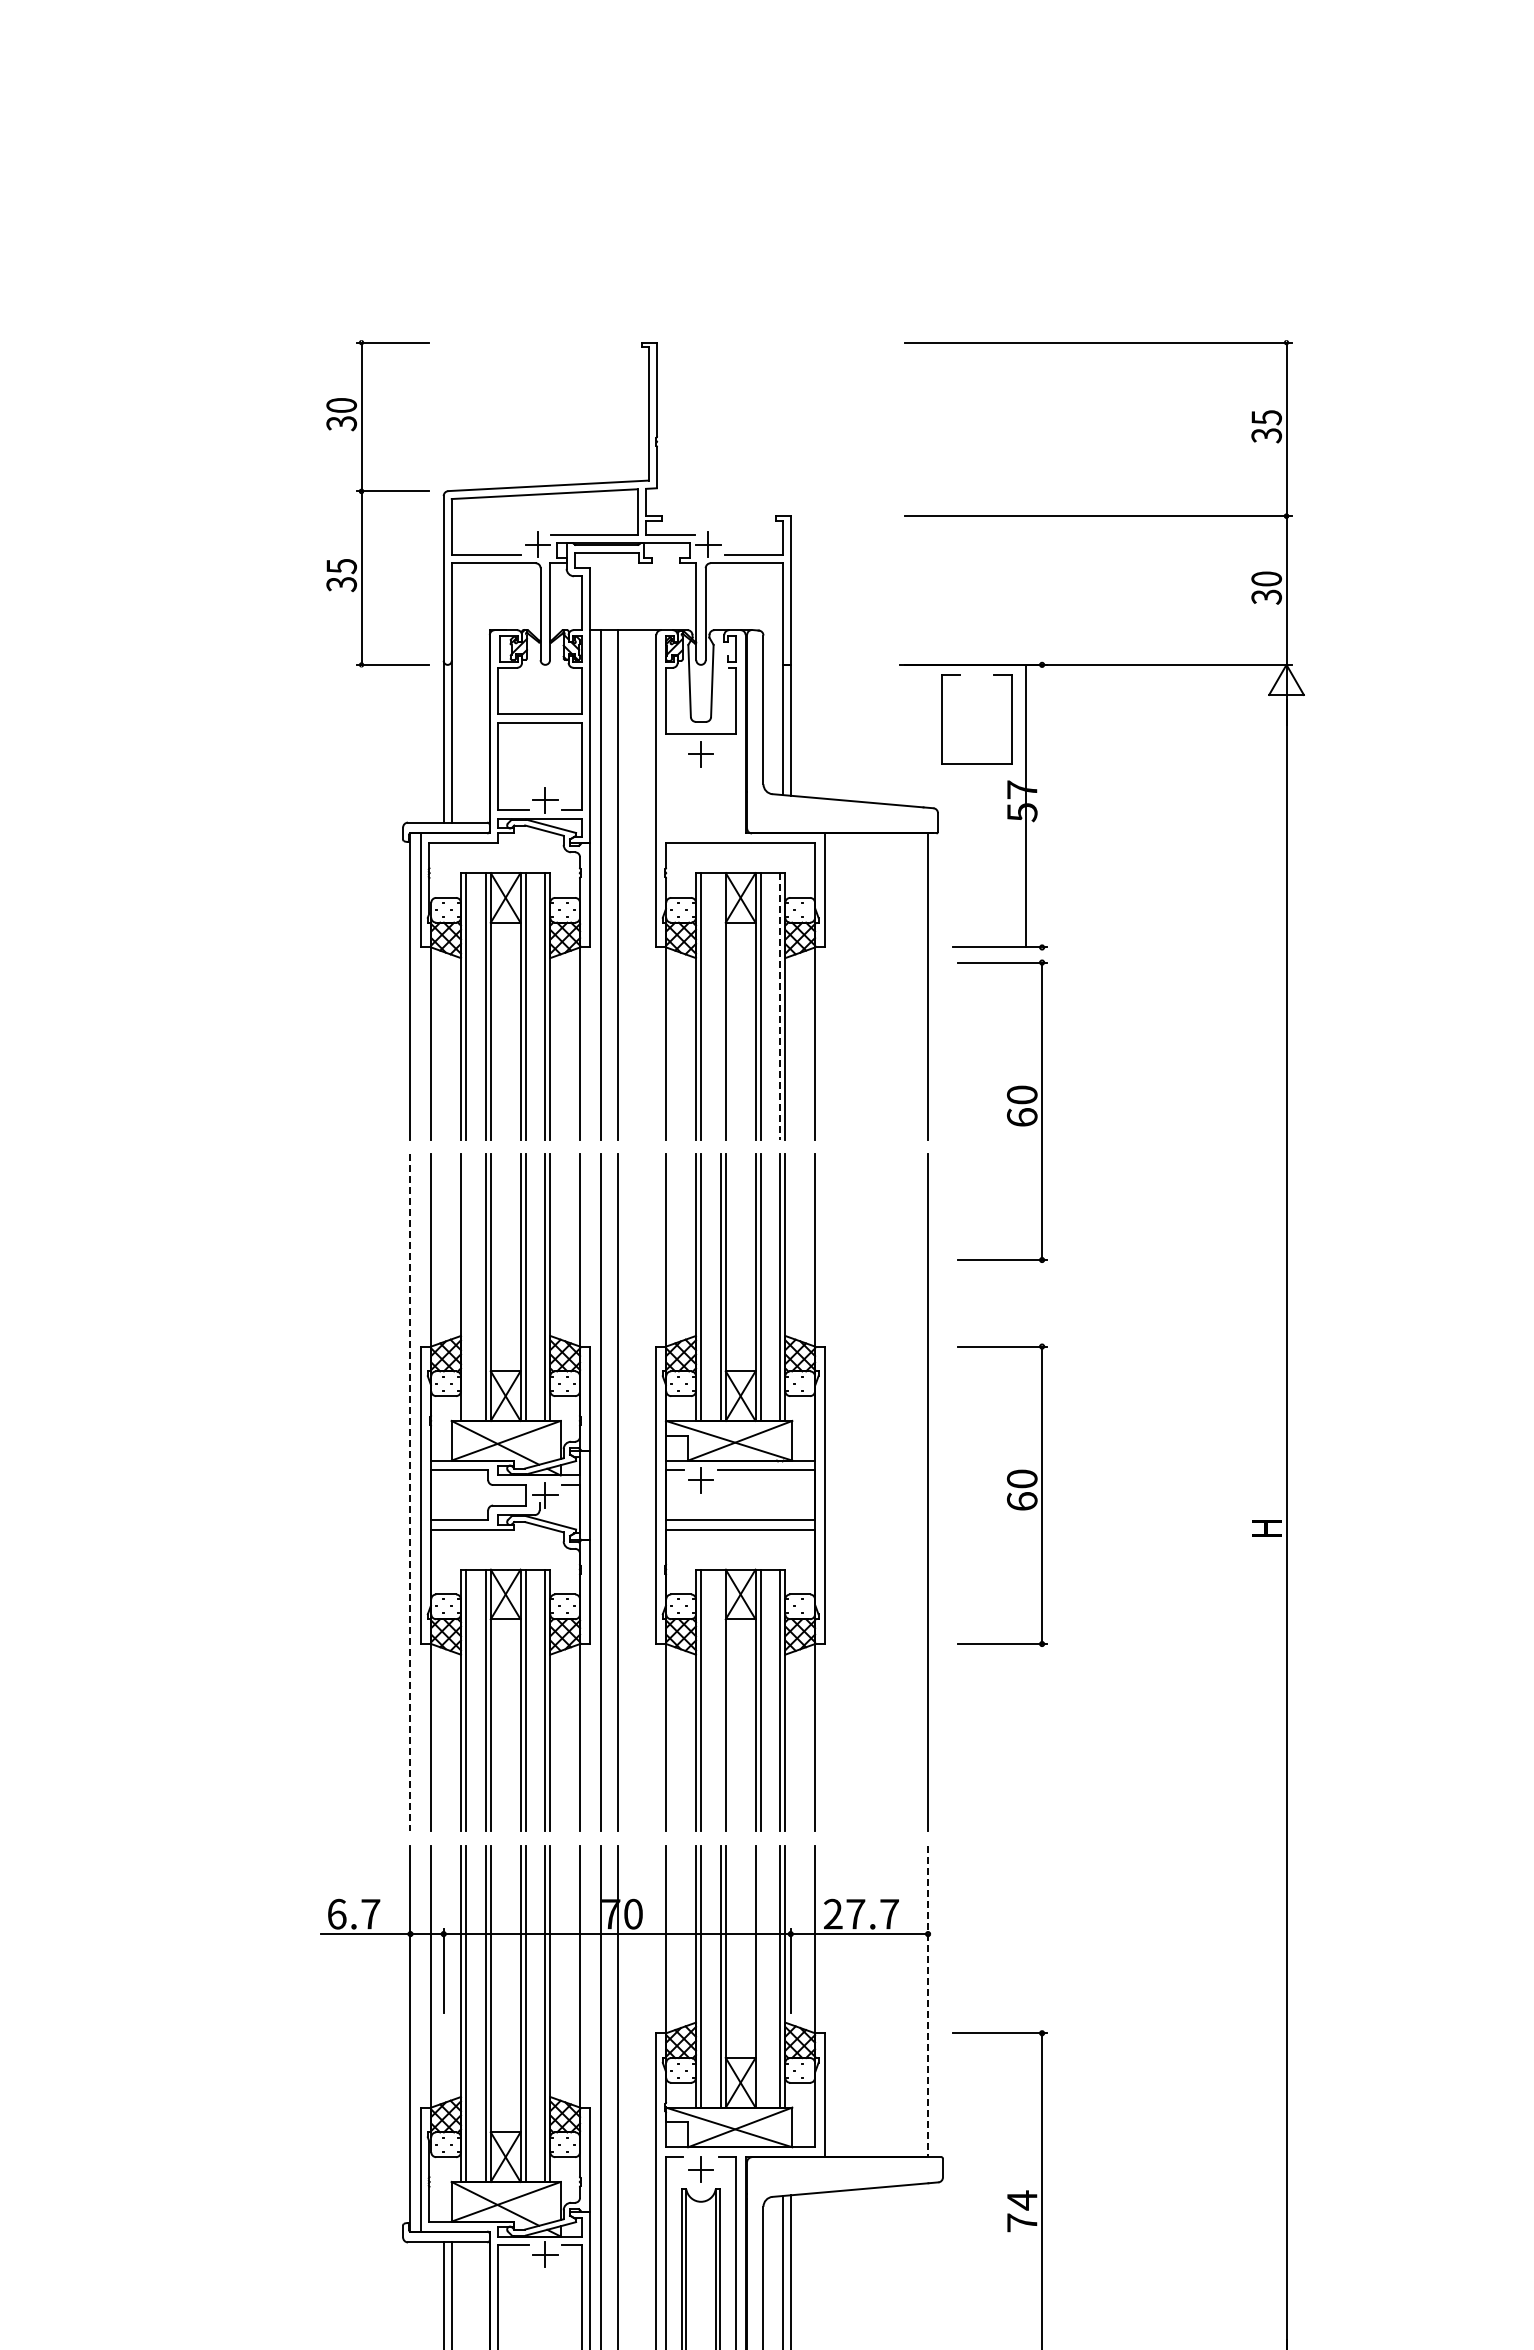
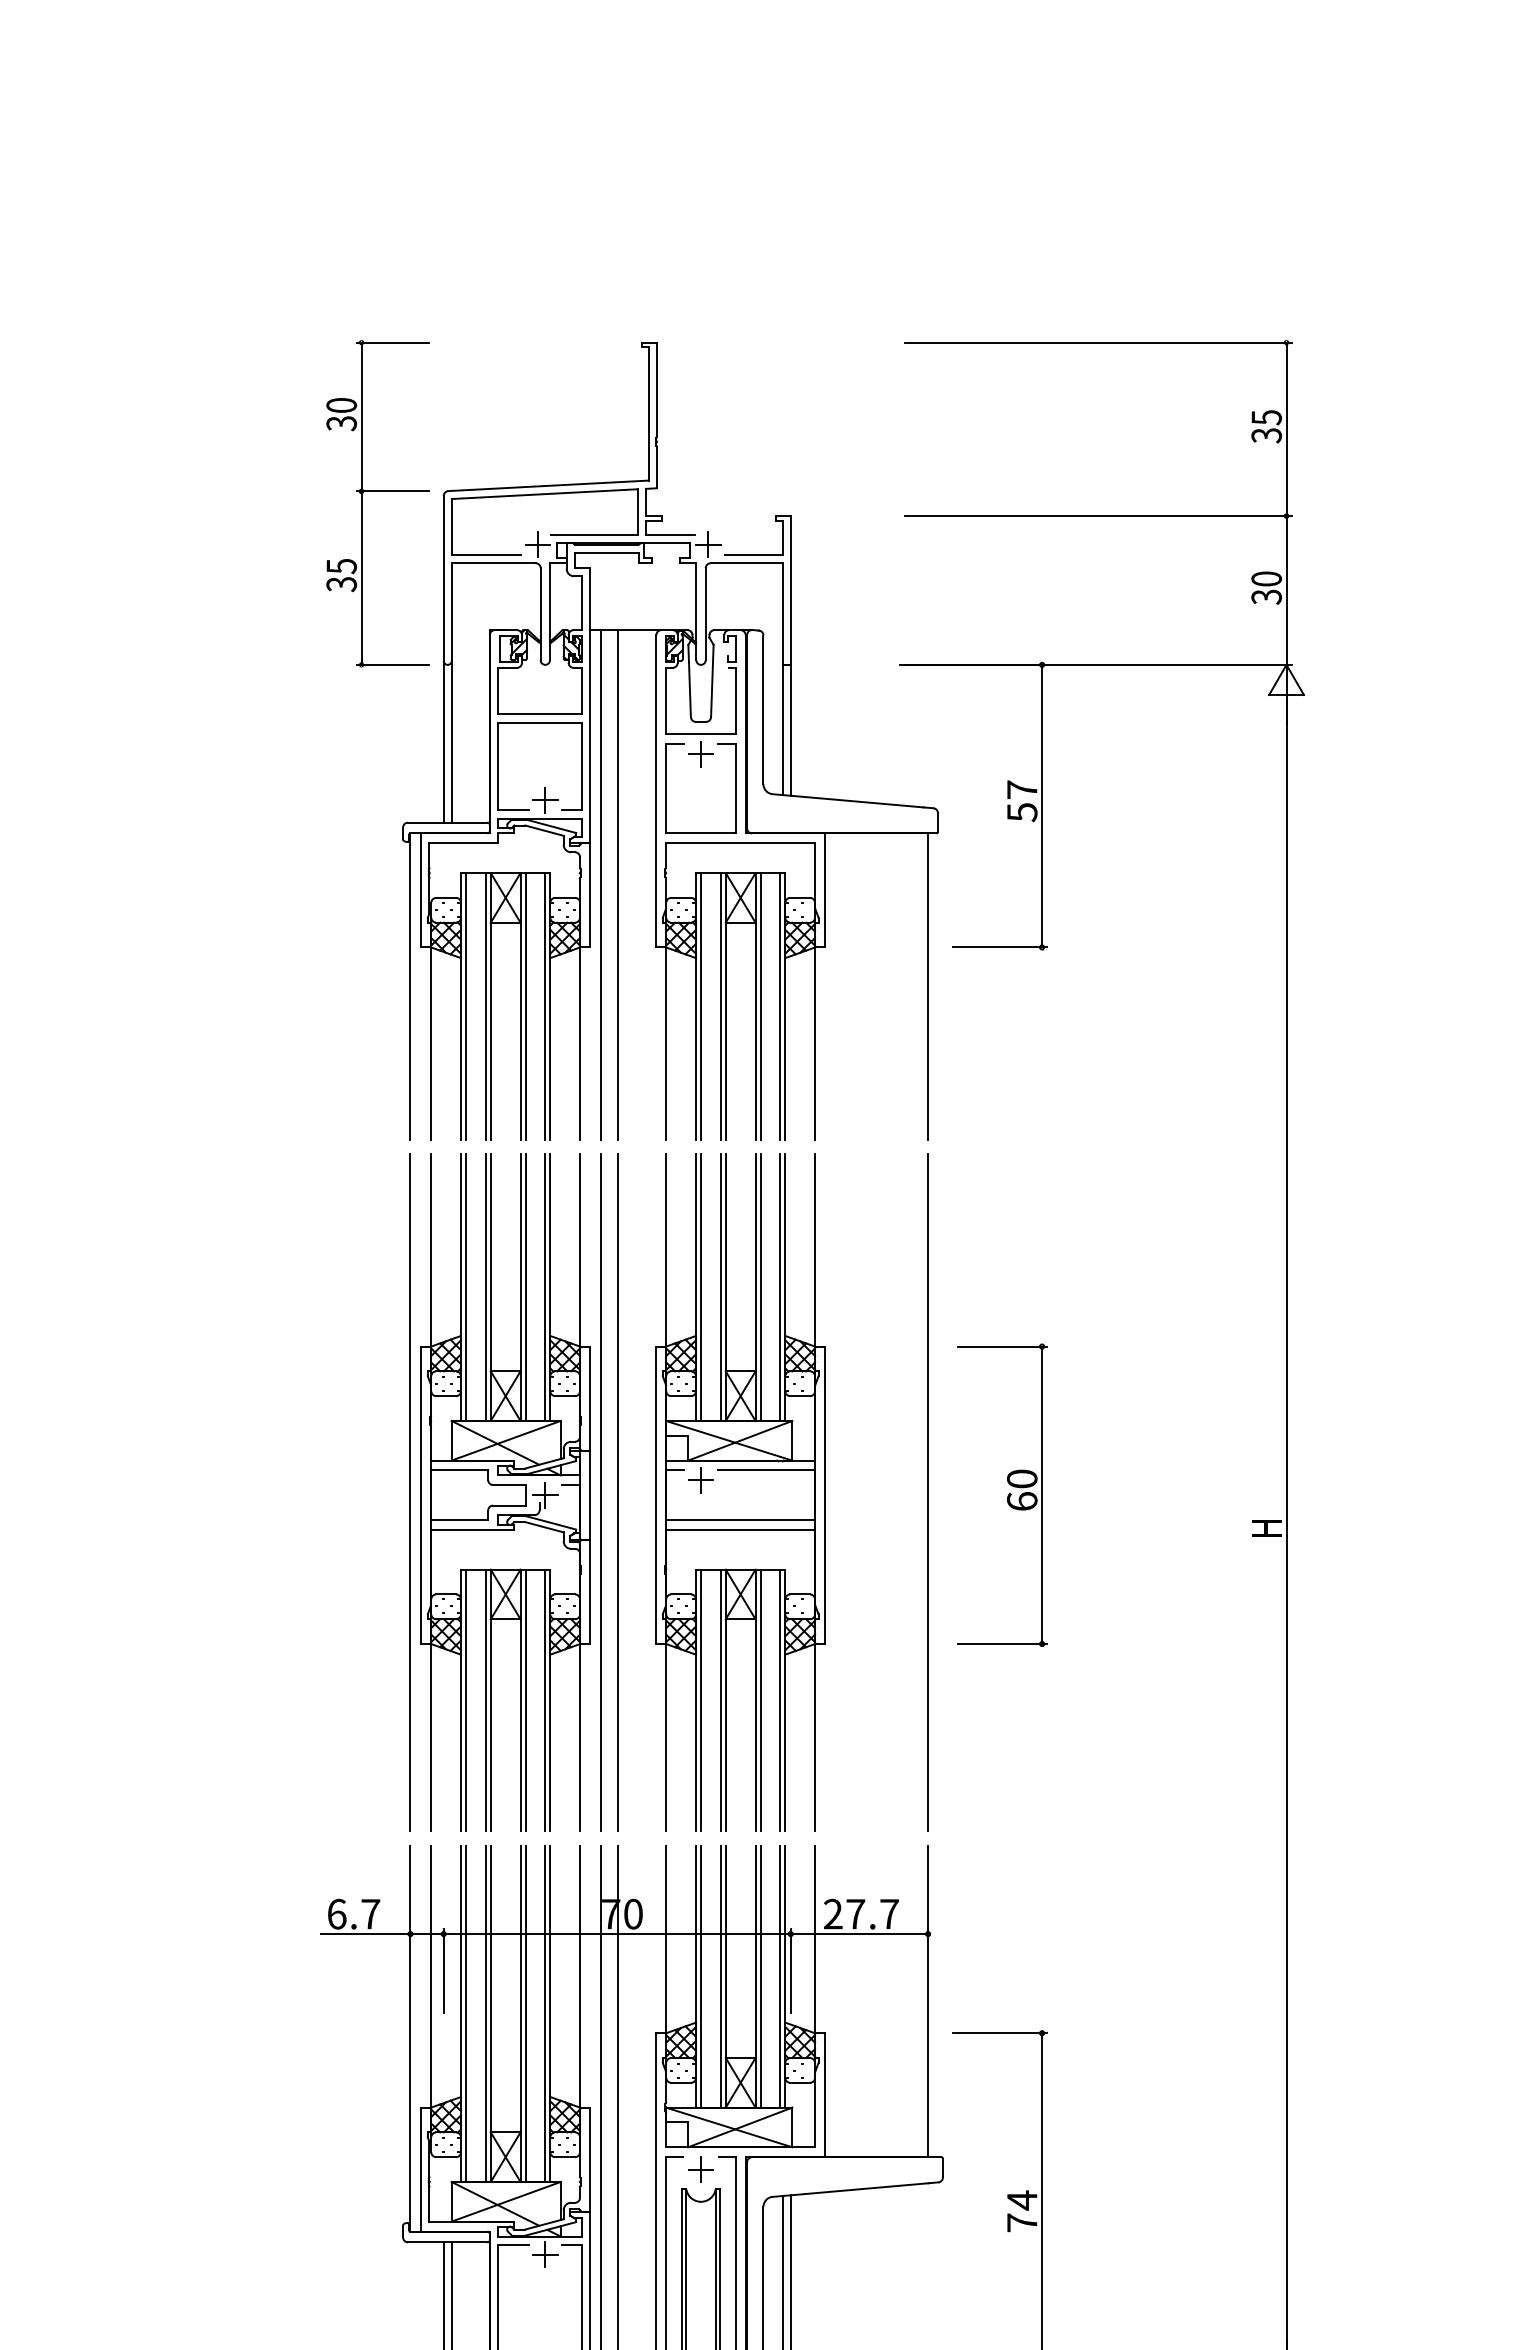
part position: (942, 719) -> (666, 788) (666, 788)
line position: (1026, 805) -> (1042, 805) (1042, 805)
line: none -> present (720, 1006)
line: dashed -> solid (780, 1006)
part: present -> none (1002, 1110)
line: none -> present (466, 1287)
line: dashed -> solid (410, 1493)
line: none -> present (720, 1700)
line: none -> present (760, 1976)
line: dashed -> solid (928, 2001)
